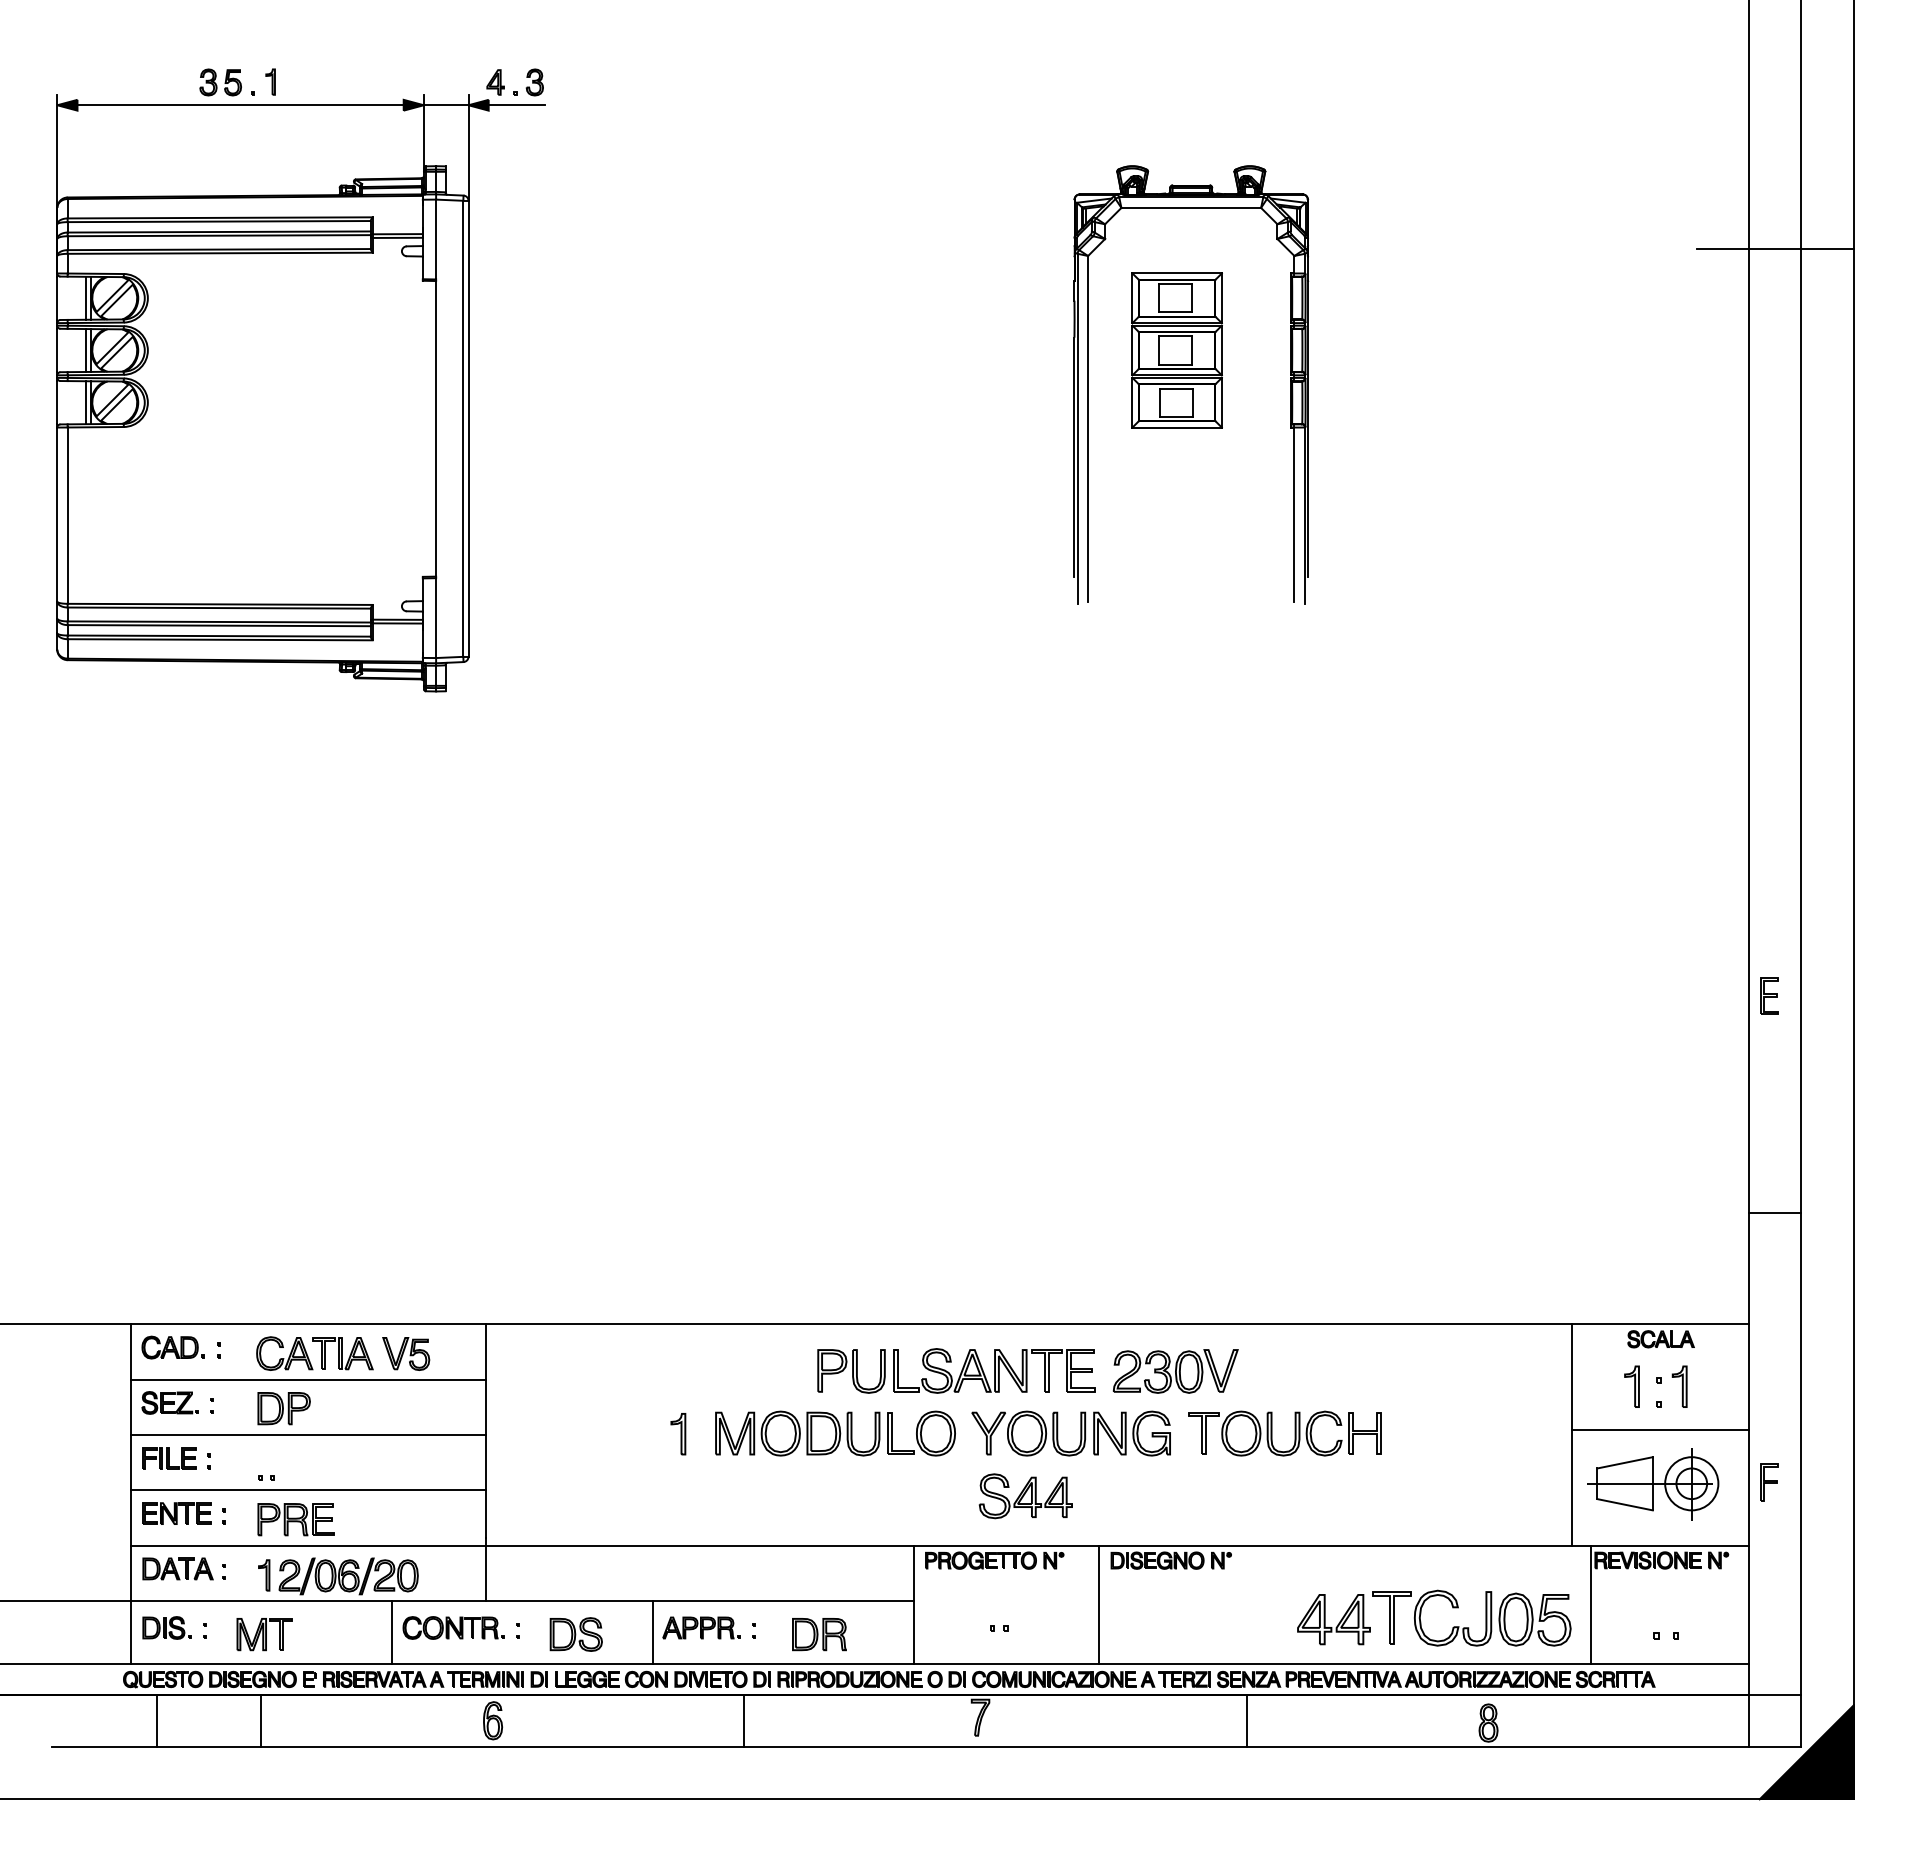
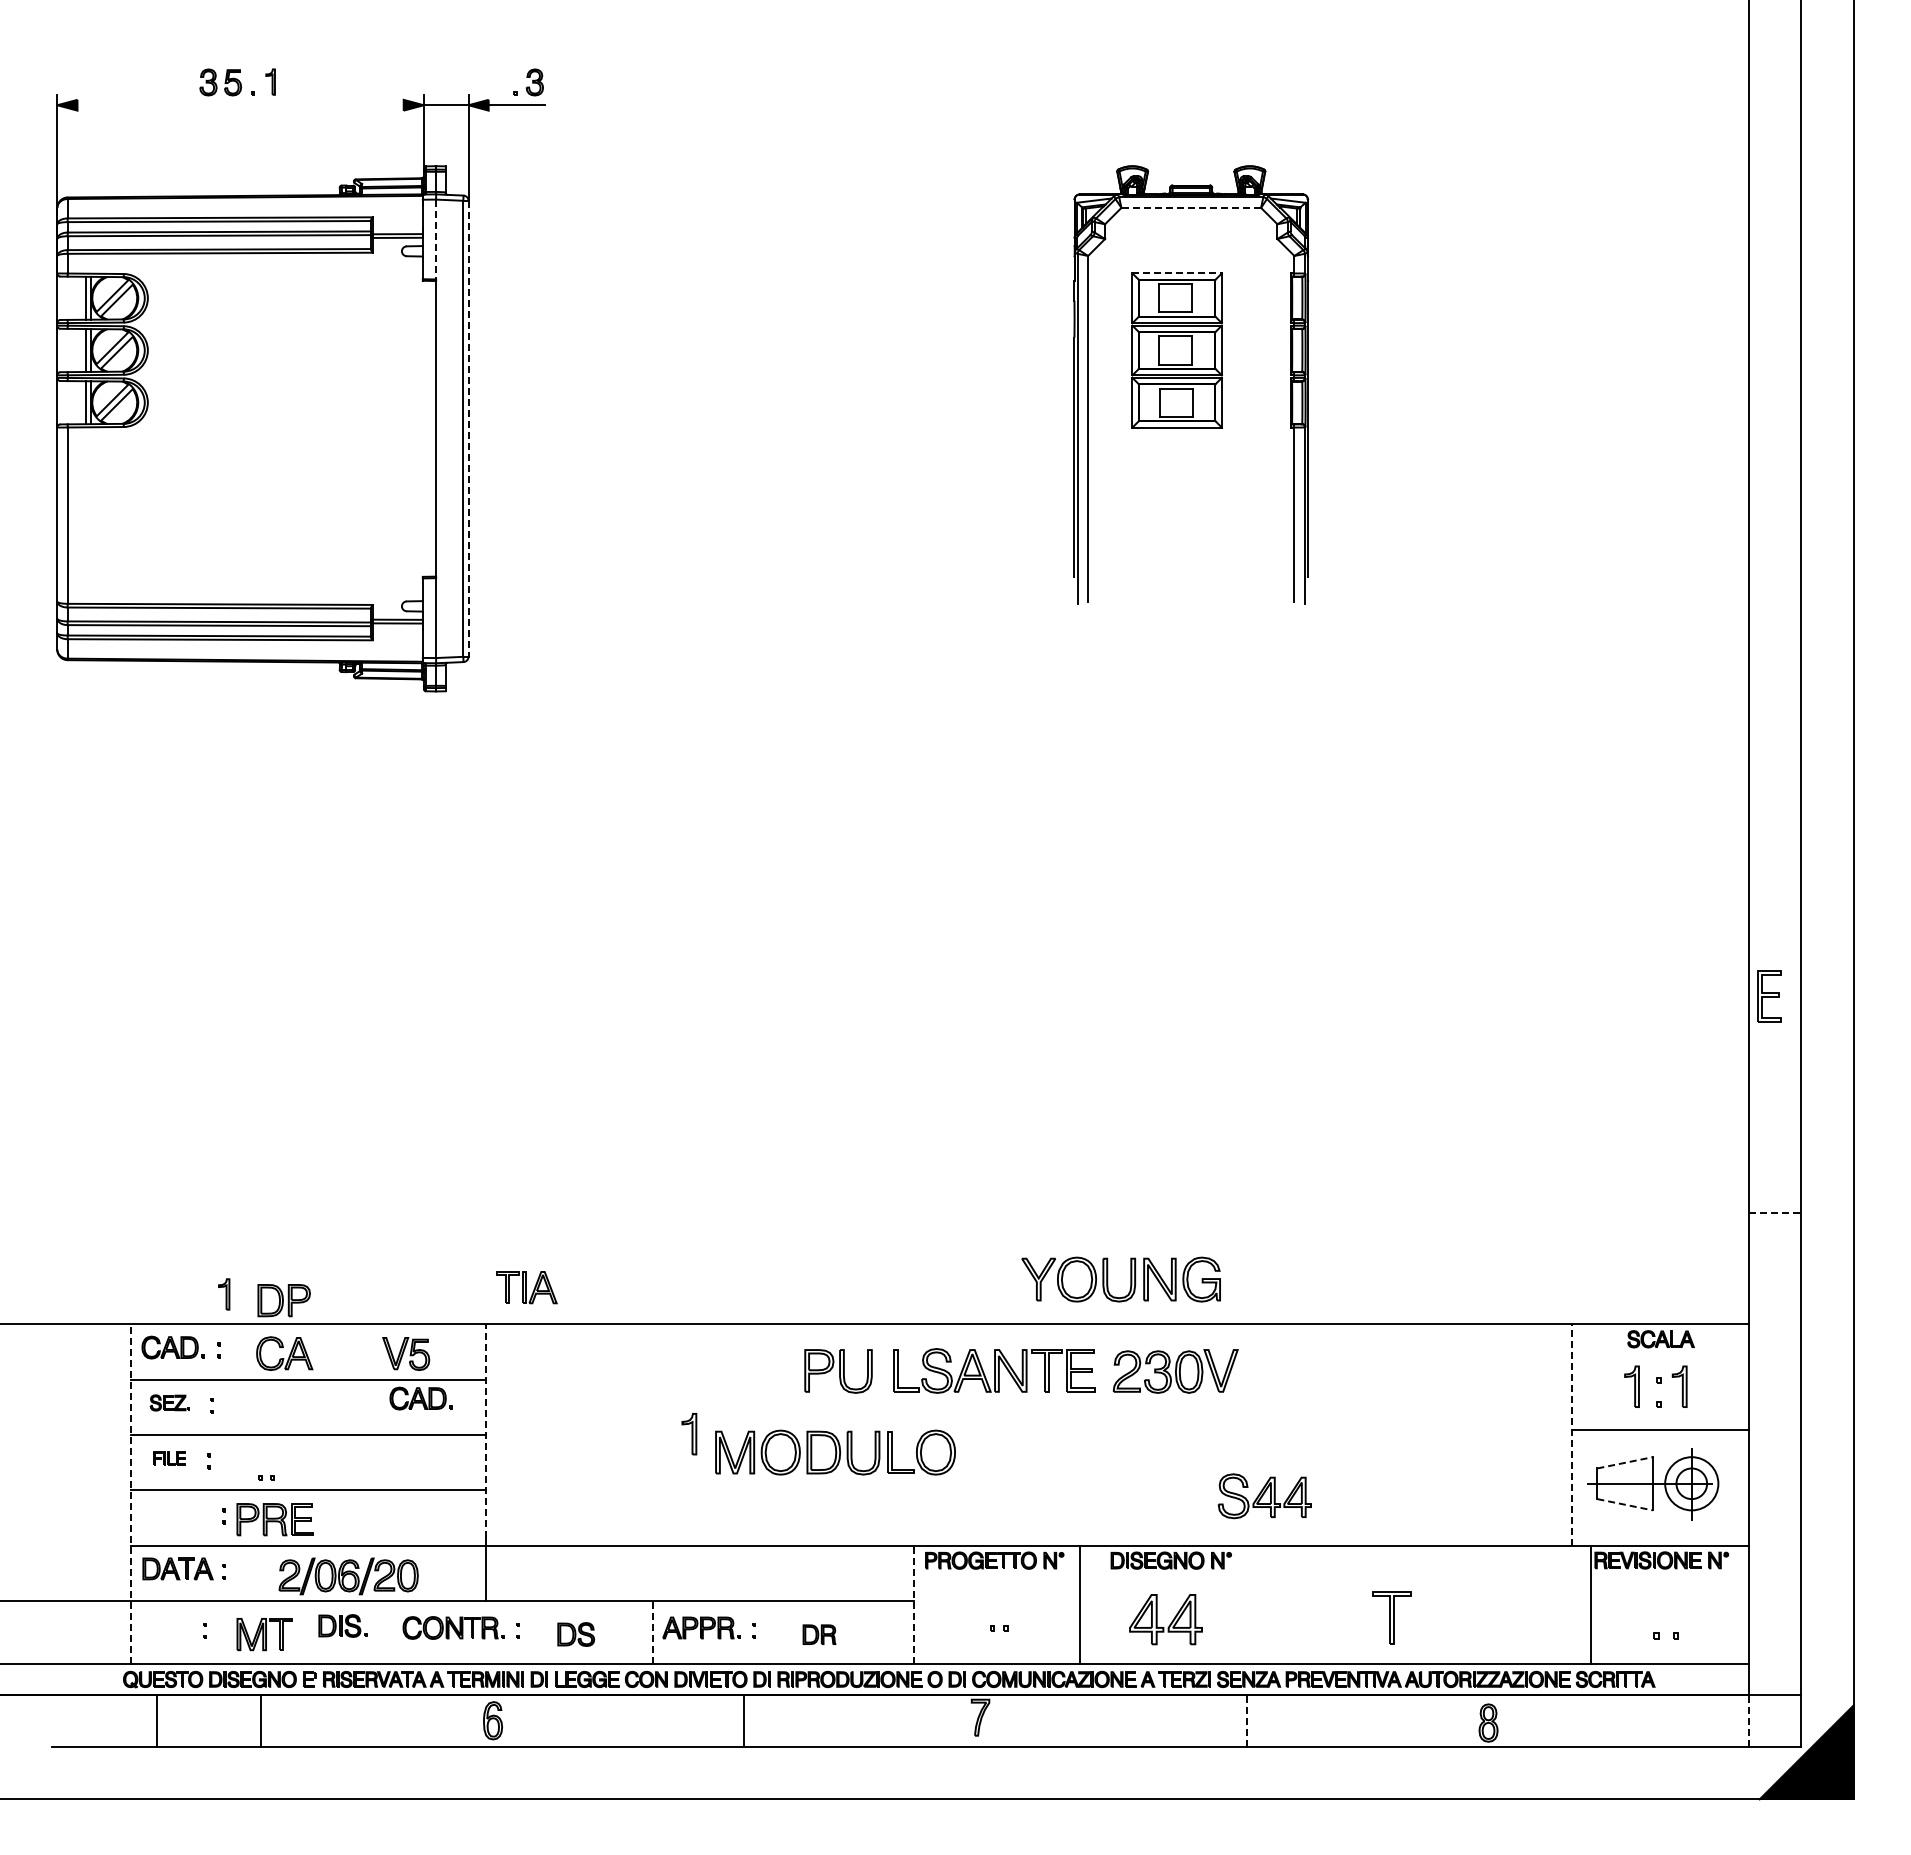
part: present -> none (495, 82)
line: present -> none (240, 105)
line: solid -> dashed (1191, 207)
line: solid -> dashed (436, 239)
line: present -> none (1775, 248)
line: solid -> dashed (1177, 273)
line: solid -> dashed (468, 429)
part size: 19x38 px -> 25x53 px (1769, 996)
line: solid -> dashed (1775, 1212)
part position: (342, 1353) -> (526, 1287) (526, 1287)
part position: (851, 1371) -> (838, 1371) (838, 1371)
part: none -> present (420, 1398)
part size: 58x24 px -> 41x18 px (169, 1402)
part position: (283, 1408) -> (283, 1300) (283, 1300)
line: solid -> dashed (485, 1431)
part position: (835, 1433) -> (835, 1452) (835, 1452)
part position: (1080, 1433) -> (1130, 1279) (1130, 1279)
part: present -> none (1294, 1433)
part position: (678, 1434) -> (689, 1434) (689, 1434)
line: solid -> dashed (1571, 1434)
part size: 55x23 px -> 33x15 px (169, 1458)
line: solid -> dashed (1625, 1462)
part: present -> none (1769, 1482)
line: solid -> dashed (130, 1493)
part position: (1025, 1496) -> (1264, 1496) (1264, 1496)
line: solid -> dashed (1625, 1504)
part: present -> none (176, 1513)
part position: (295, 1519) -> (274, 1519) (274, 1519)
part position: (264, 1575) -> (224, 1294) (224, 1294)
line: solid -> dashed (913, 1604)
line position: (1099, 1604) -> (1080, 1604) (1080, 1604)
part: present -> none (1492, 1617)
part position: (1339, 1621) -> (1171, 1621) (1171, 1621)
part position: (166, 1627) -> (342, 1625) (342, 1625)
line: present -> none (391, 1631)
line: solid -> dashed (652, 1631)
part size: 54x35 px -> 39x25 px (576, 1634)
part size: 55x34 px -> 35x21 px (819, 1634)
line: solid -> dashed (1246, 1720)
line: solid -> dashed (1749, 1720)
